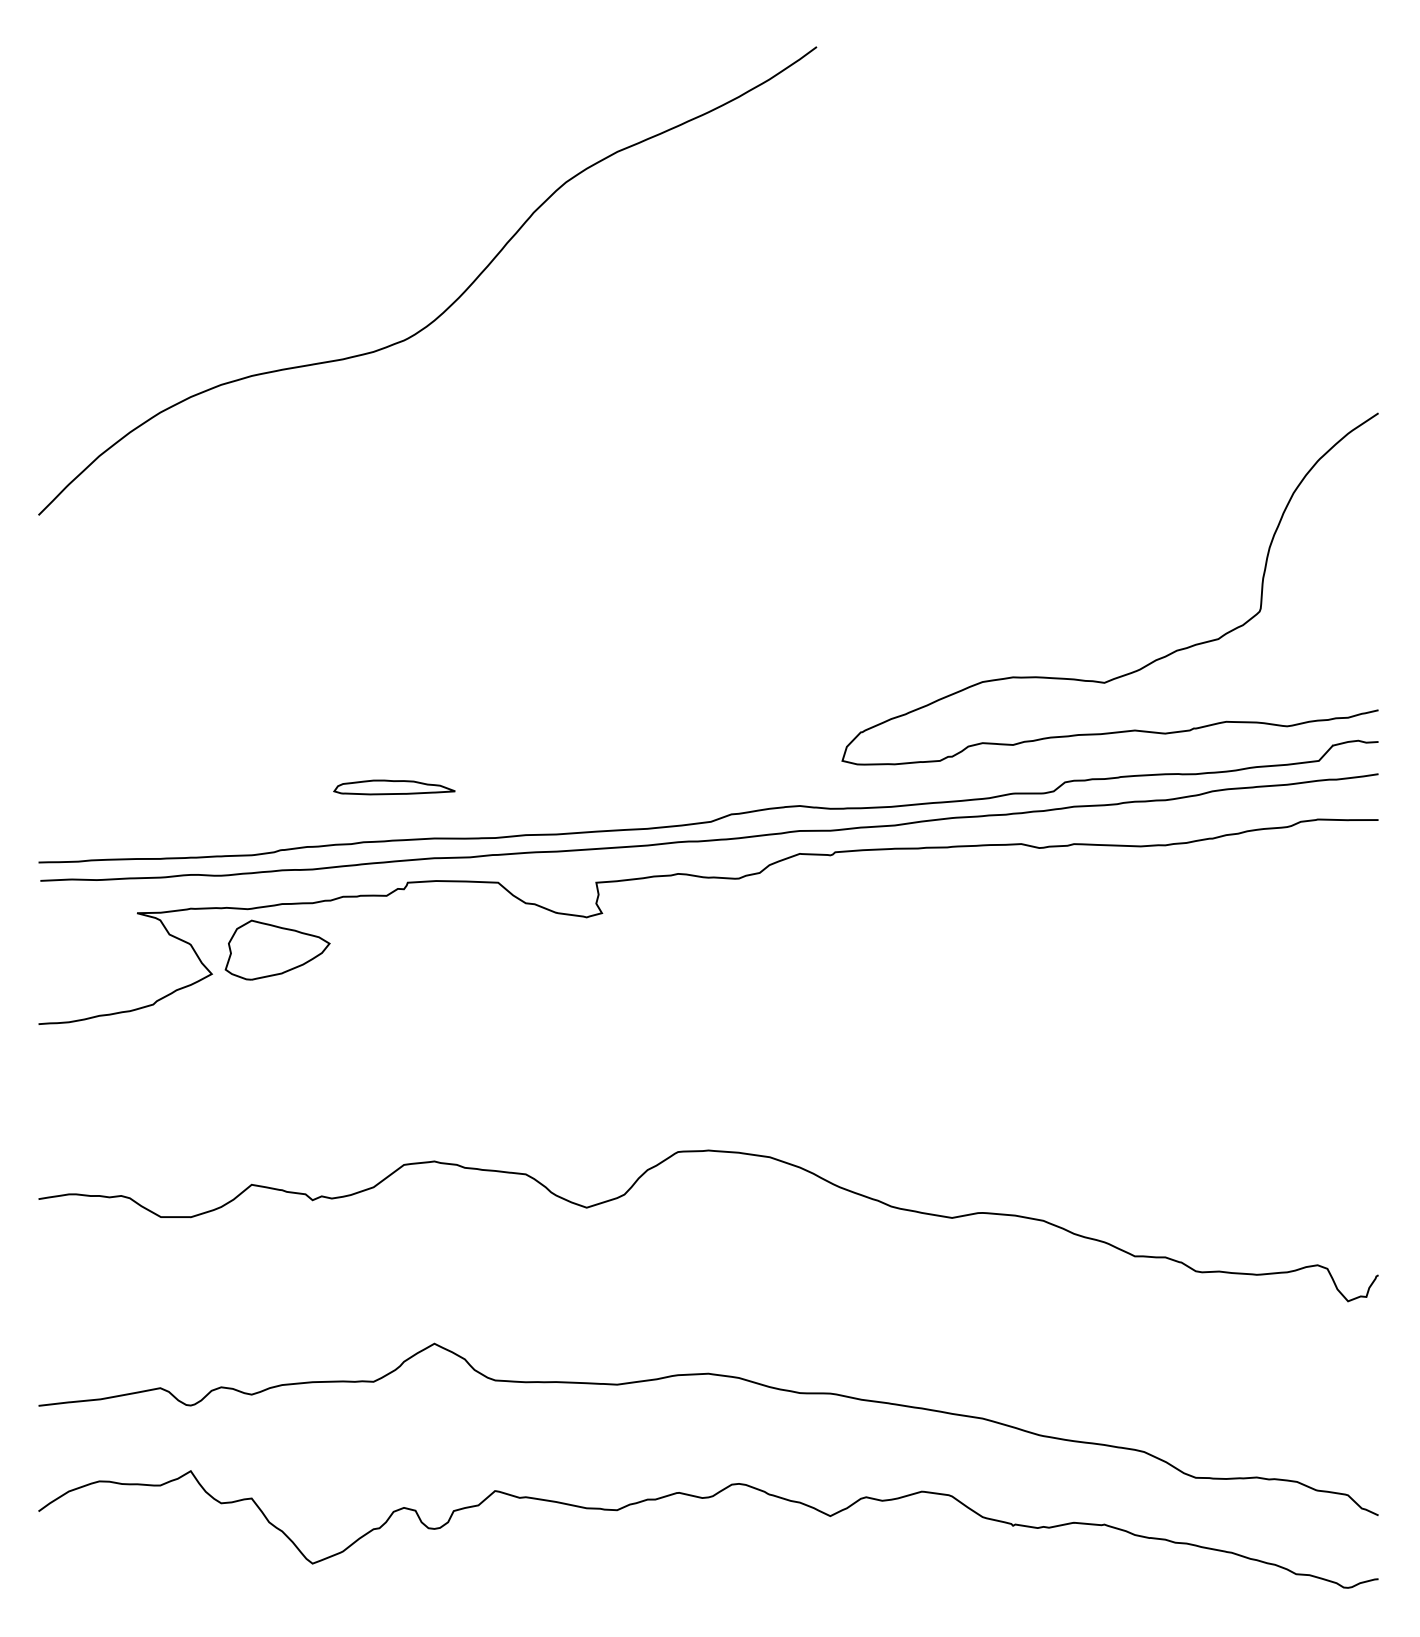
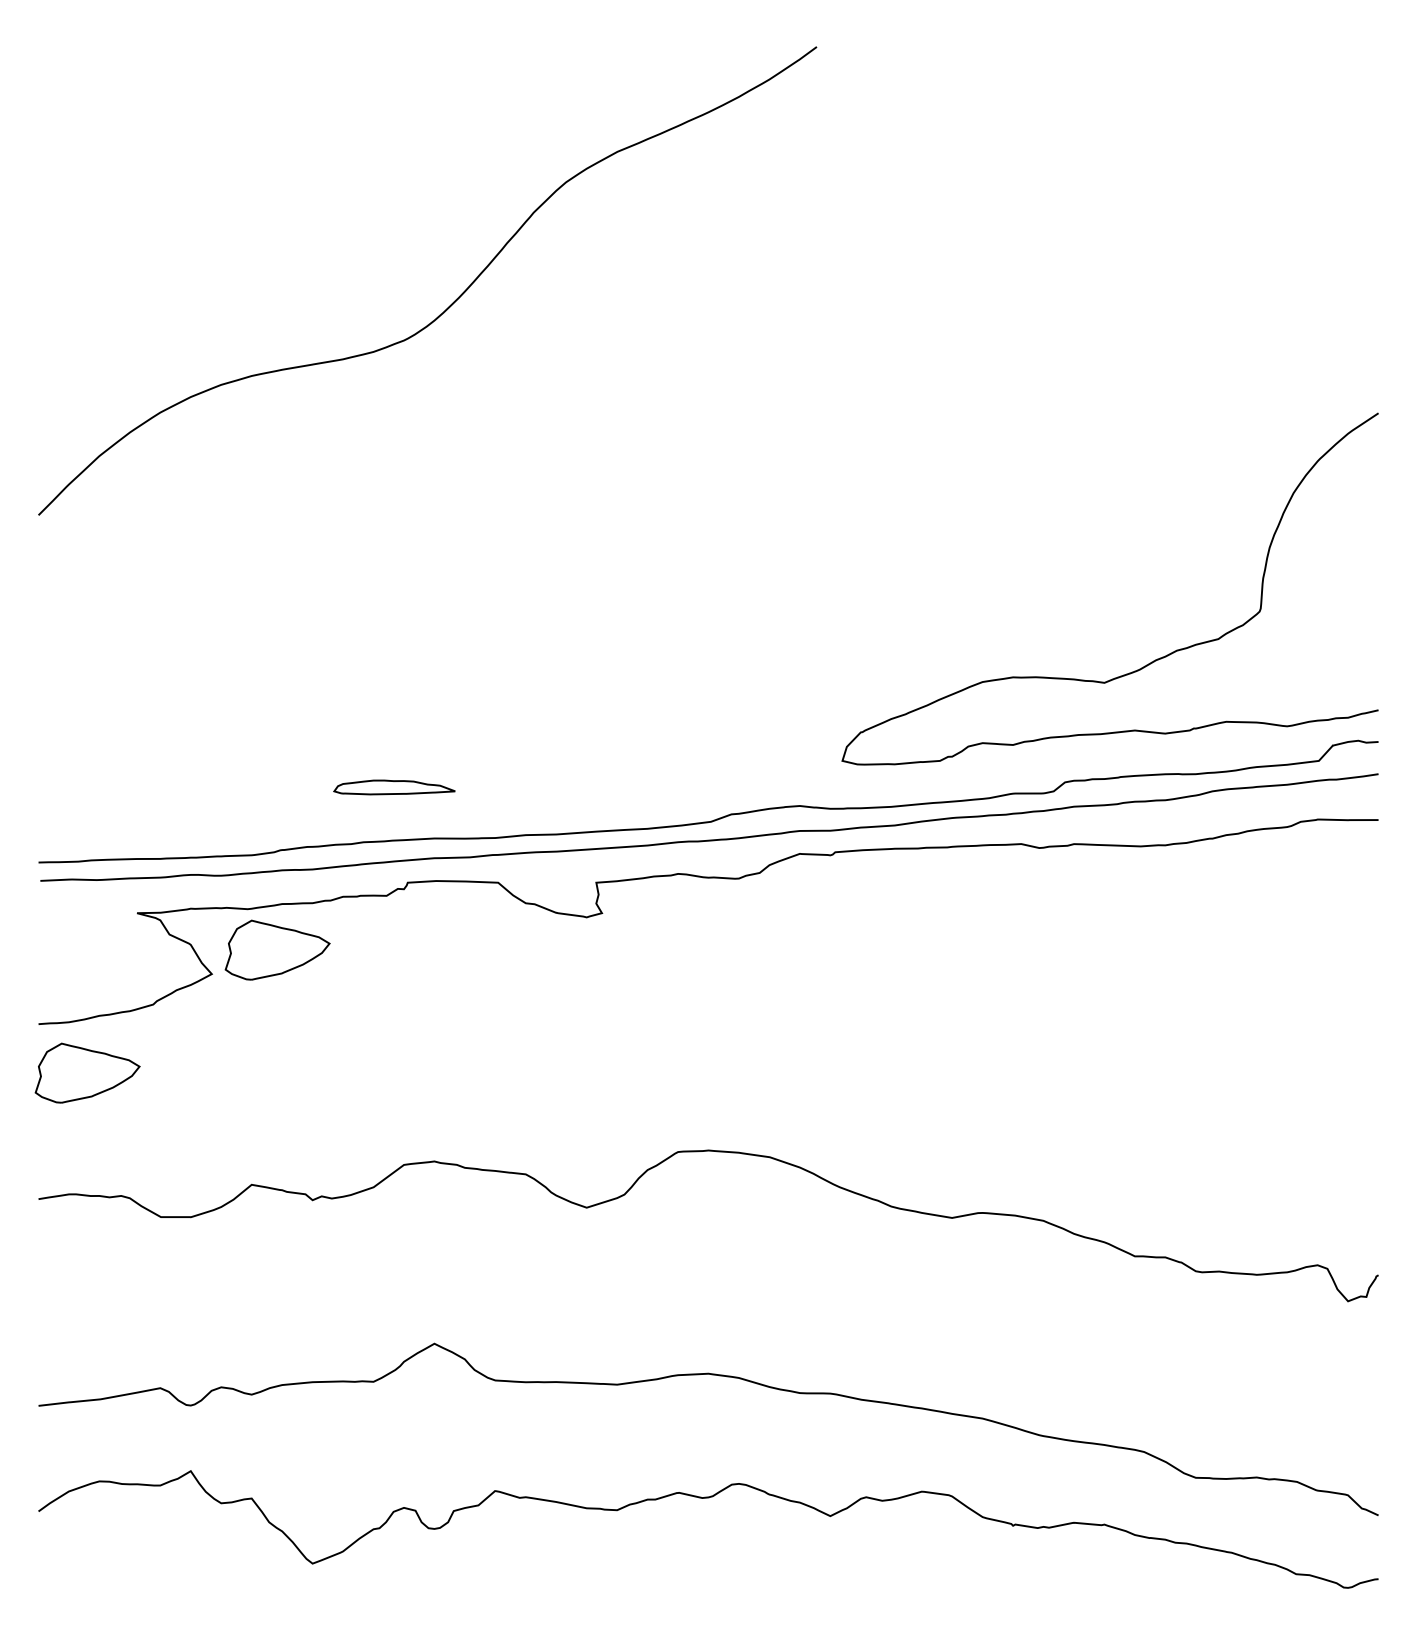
part: none -> present (87, 1072)
